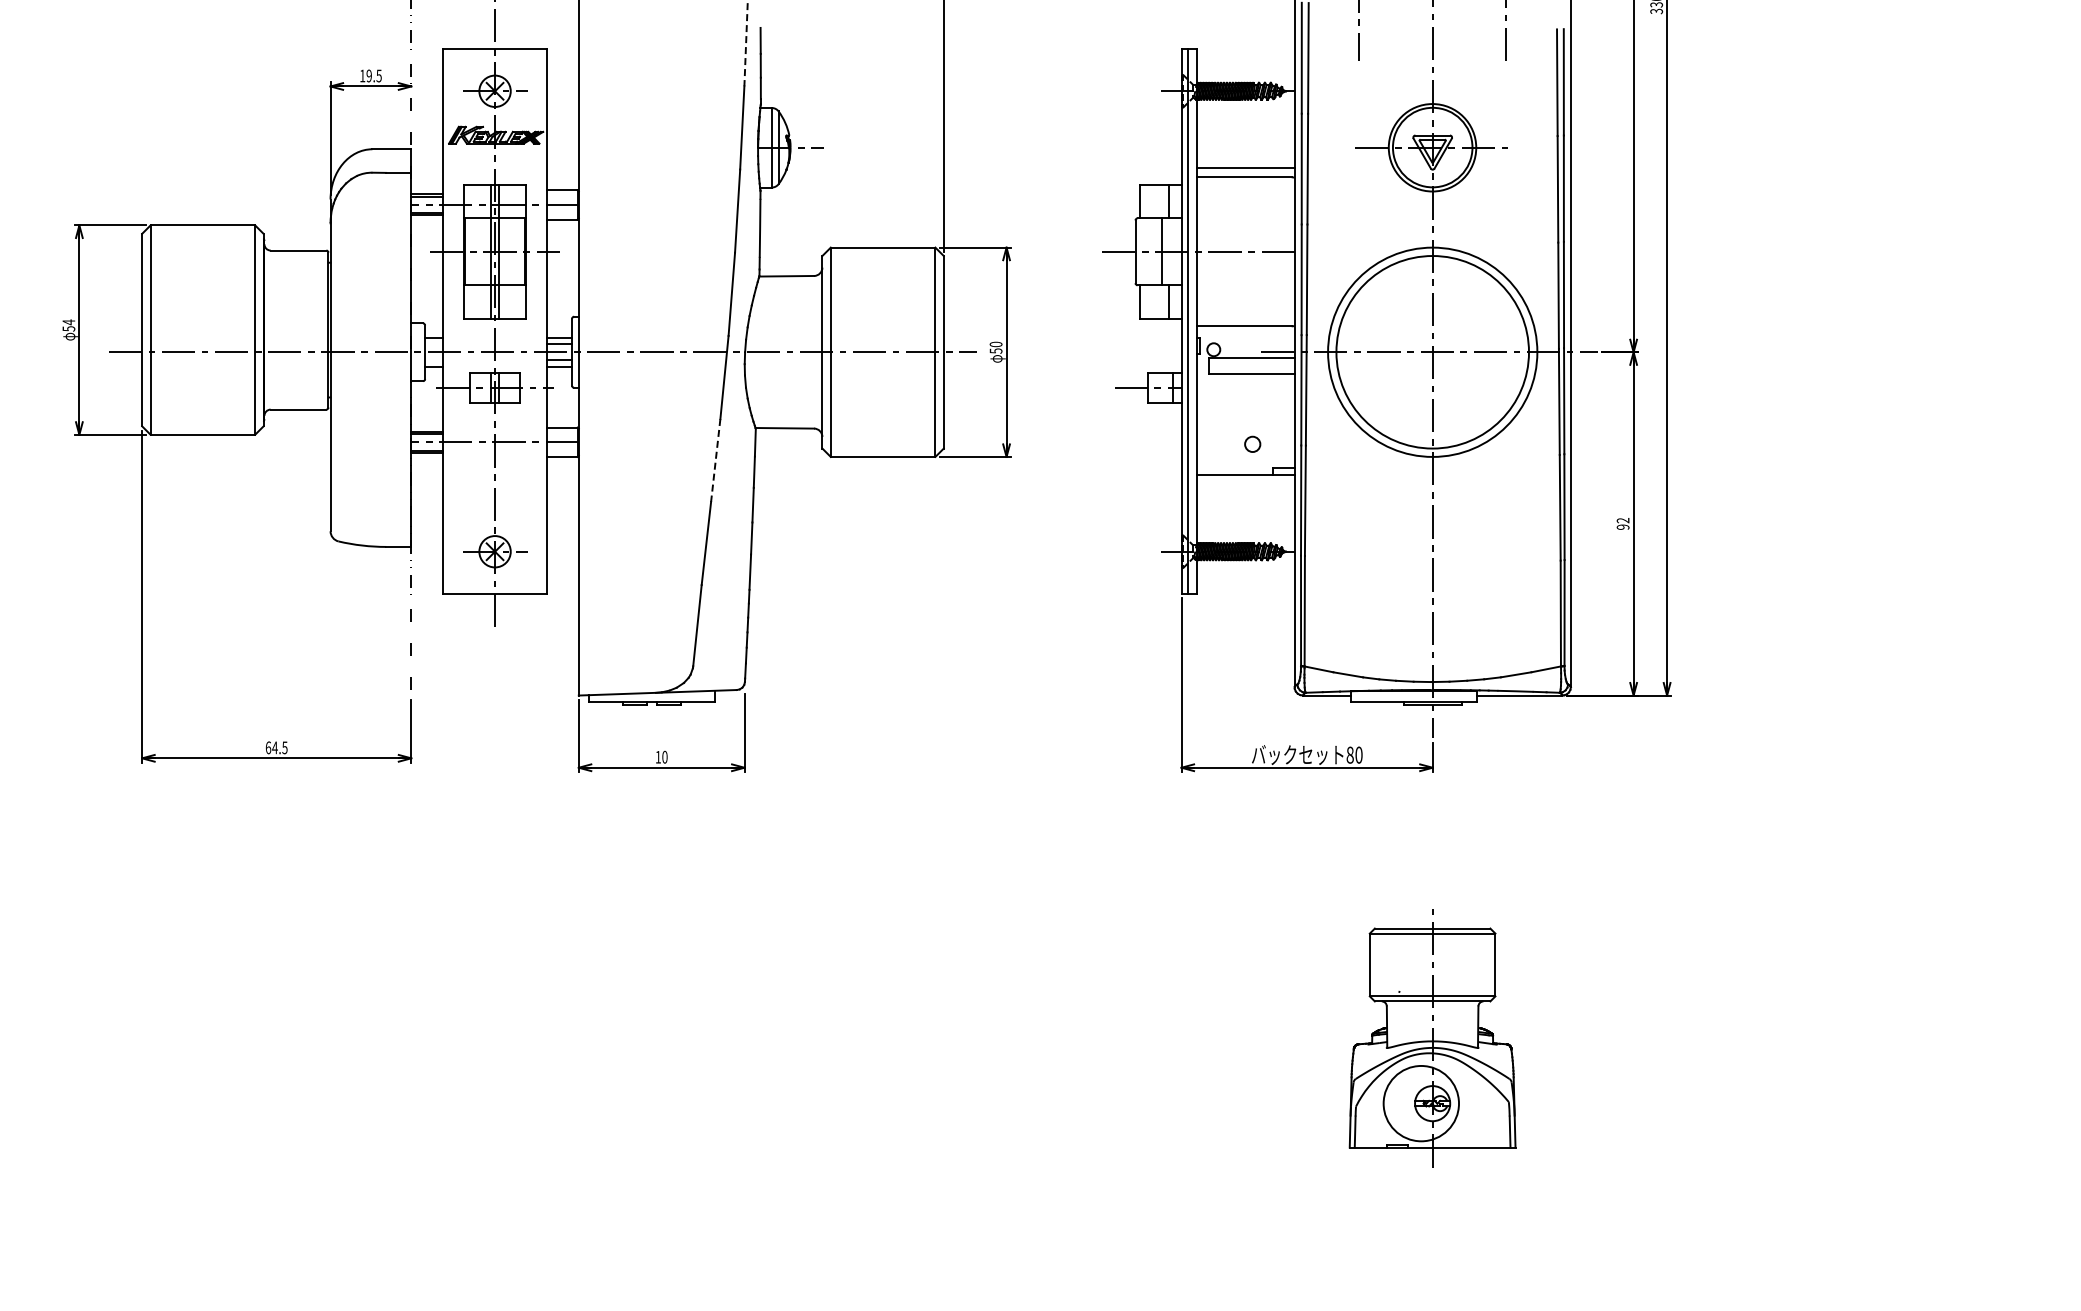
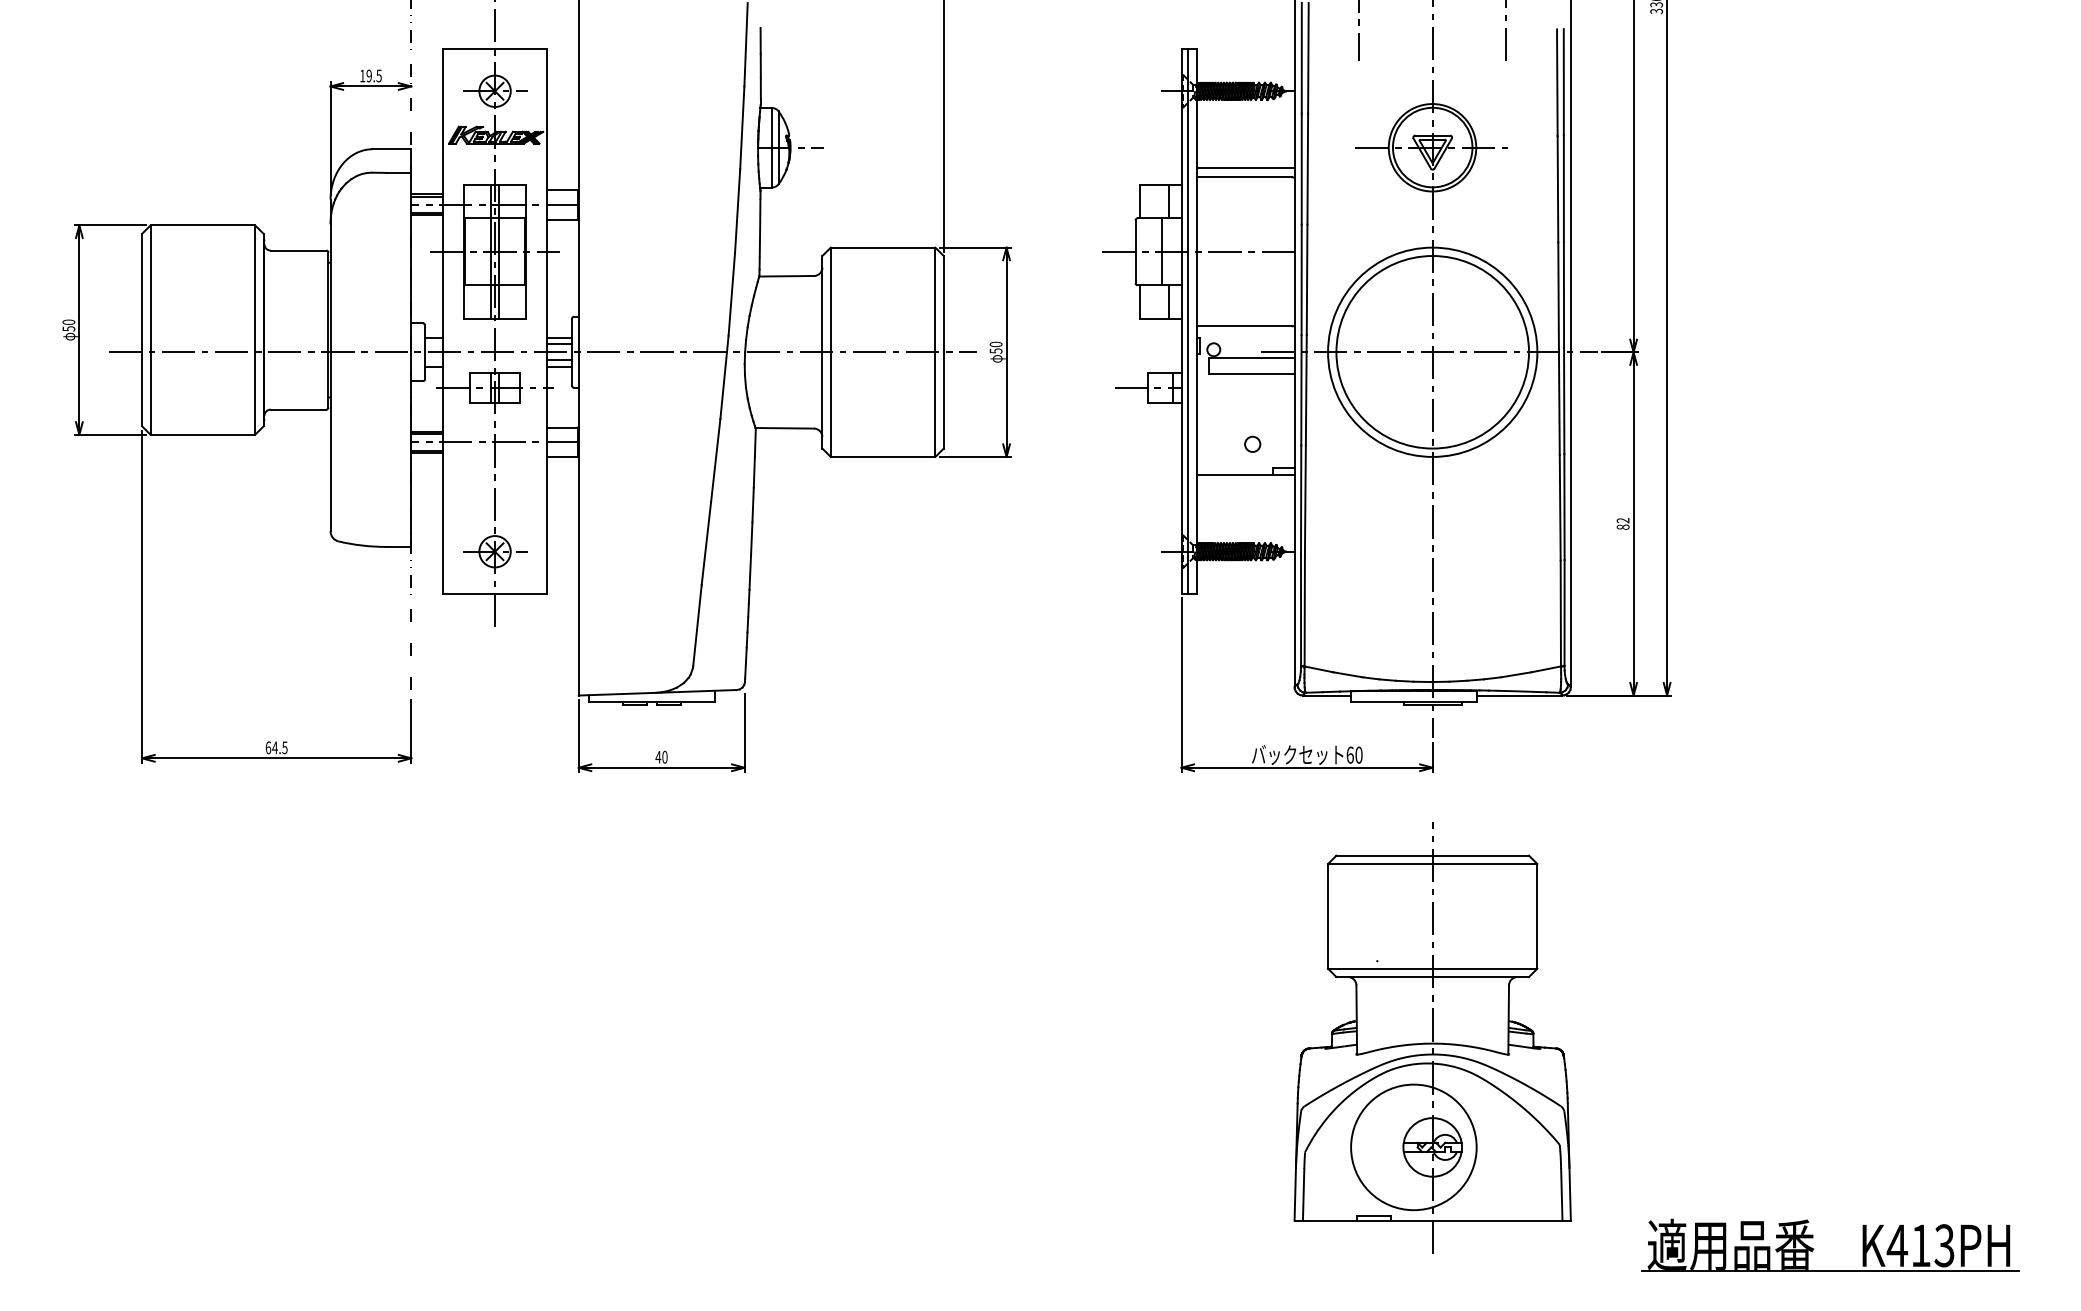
line: dashed -> solid (746, 44)
text: 54 -> 50 (68, 322)
line: dashed -> solid (715, 460)
text: 92 -> 82 (1623, 526)
text: 80 -> 60 (1349, 754)
text: 10 -> 40 (658, 757)
part size: 169x259 px -> 279x432 px (1432, 1037)
part: none -> present (1814, 1248)
